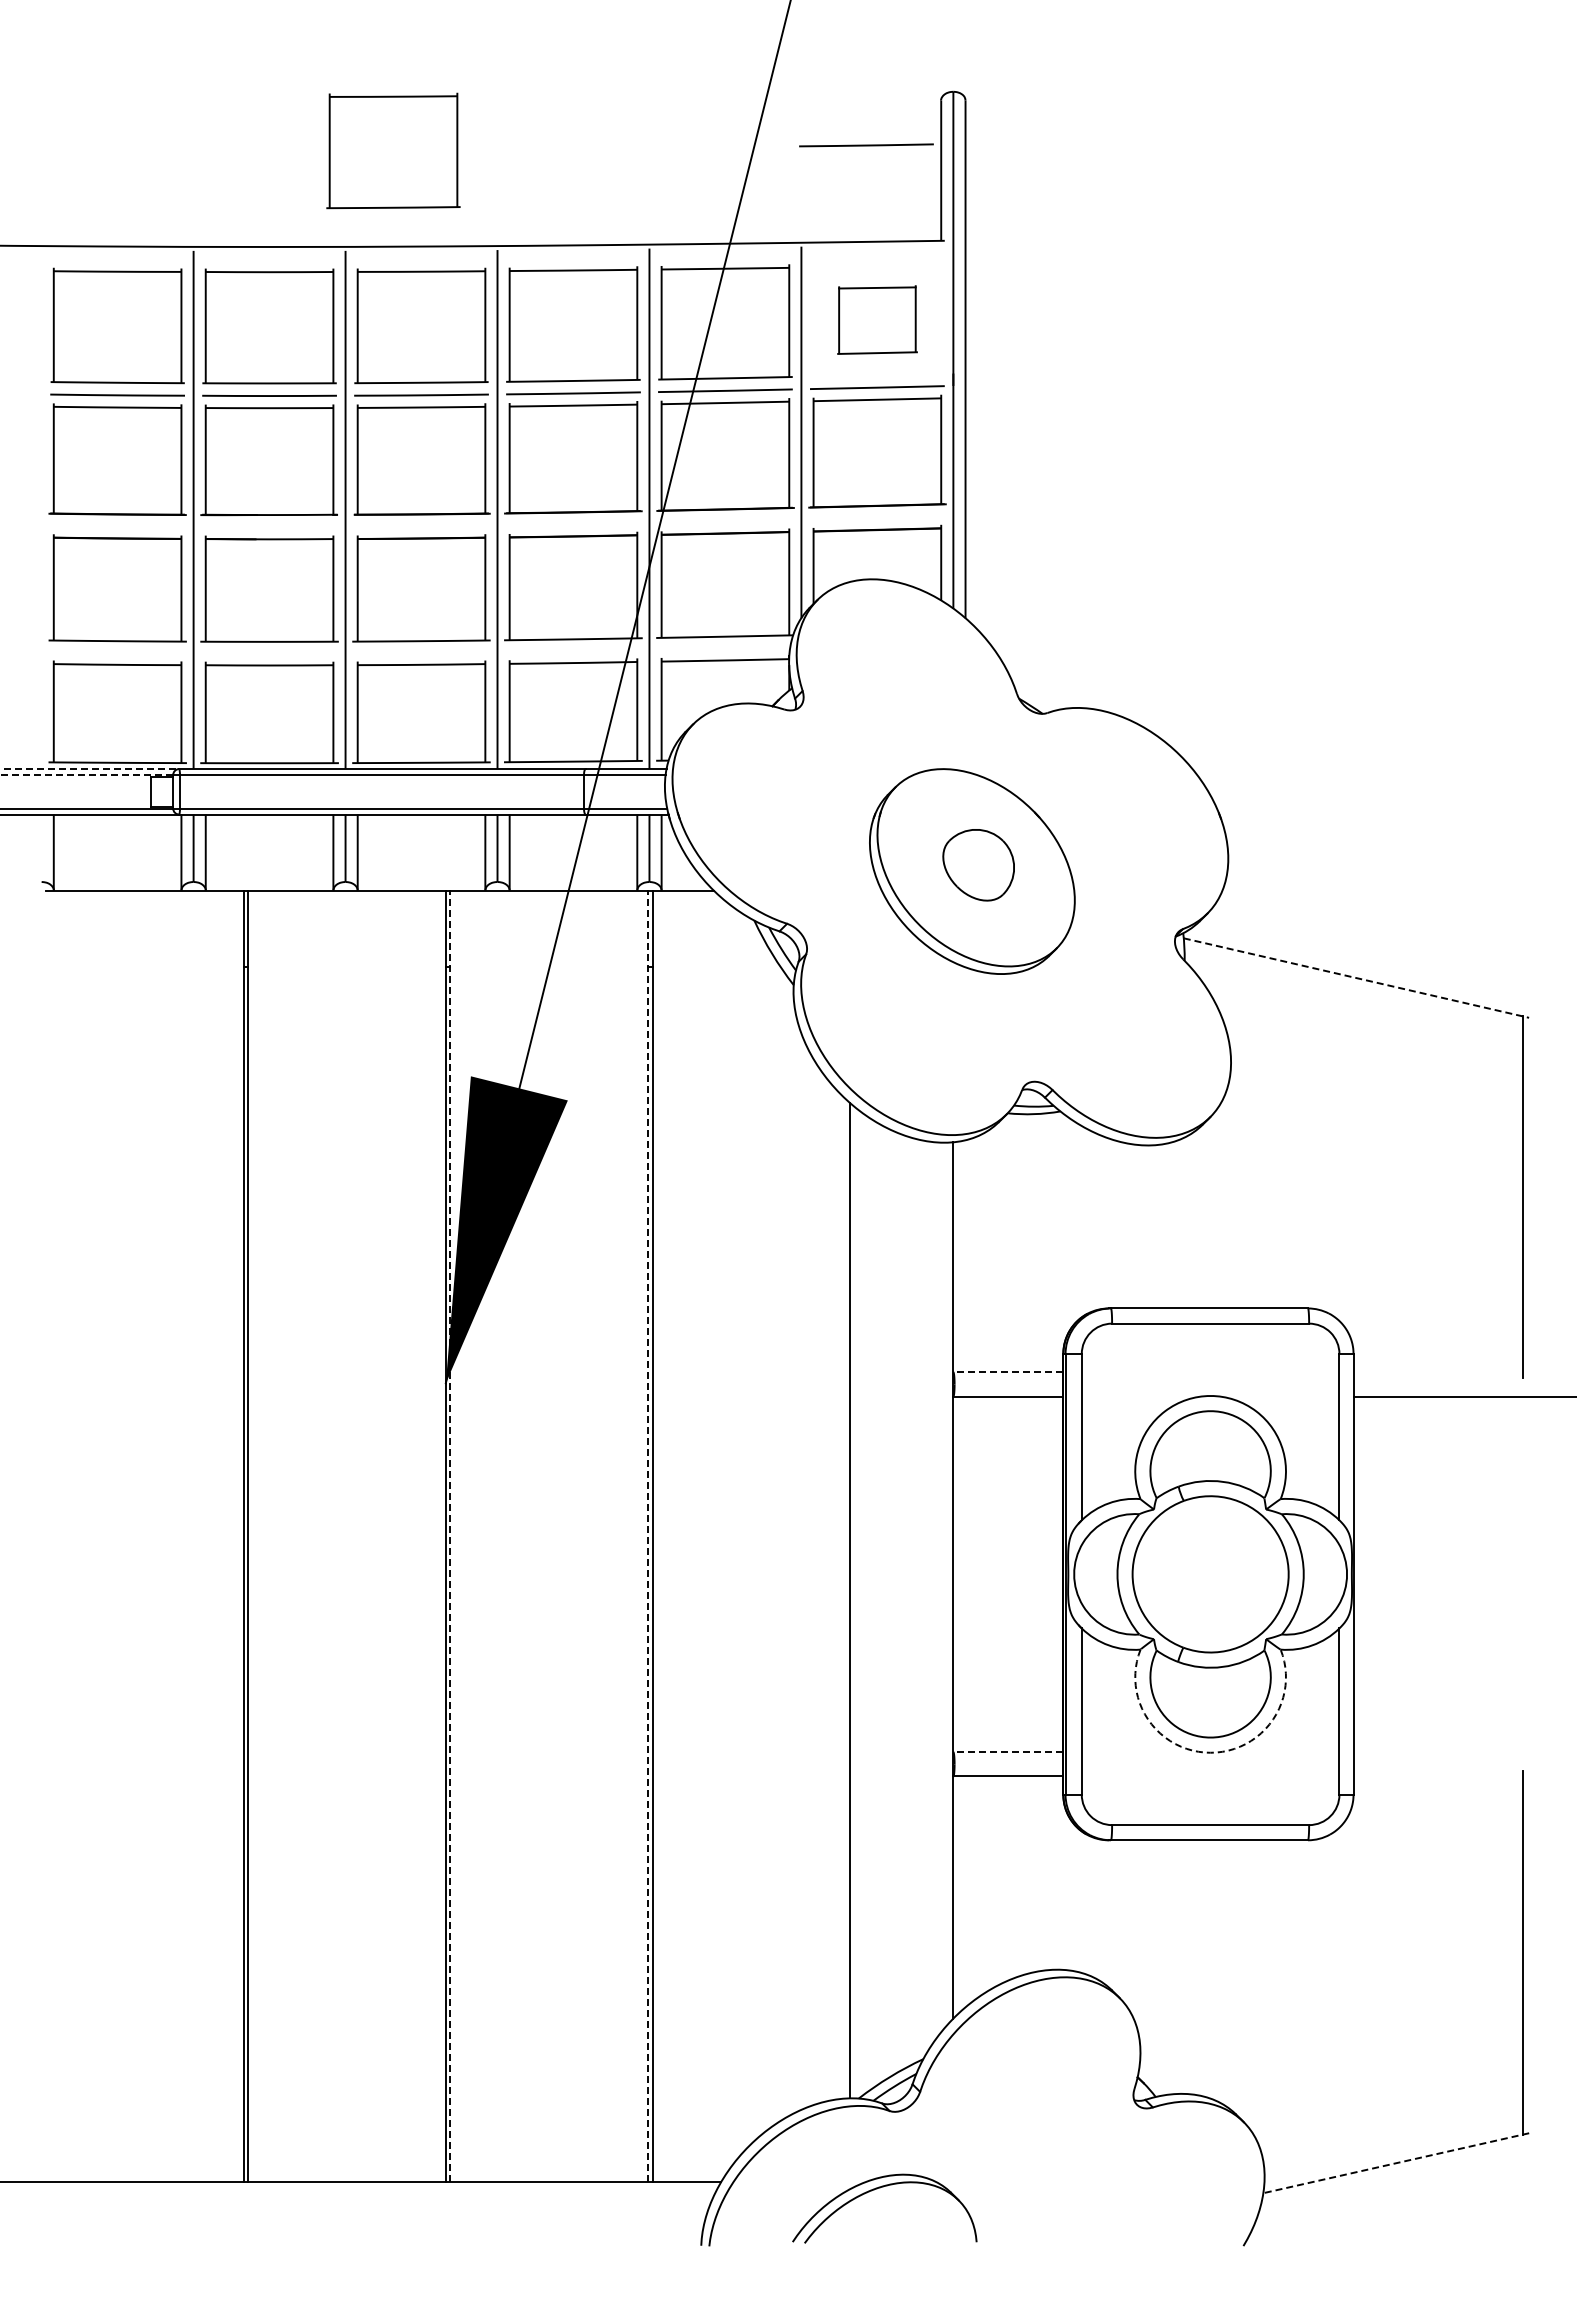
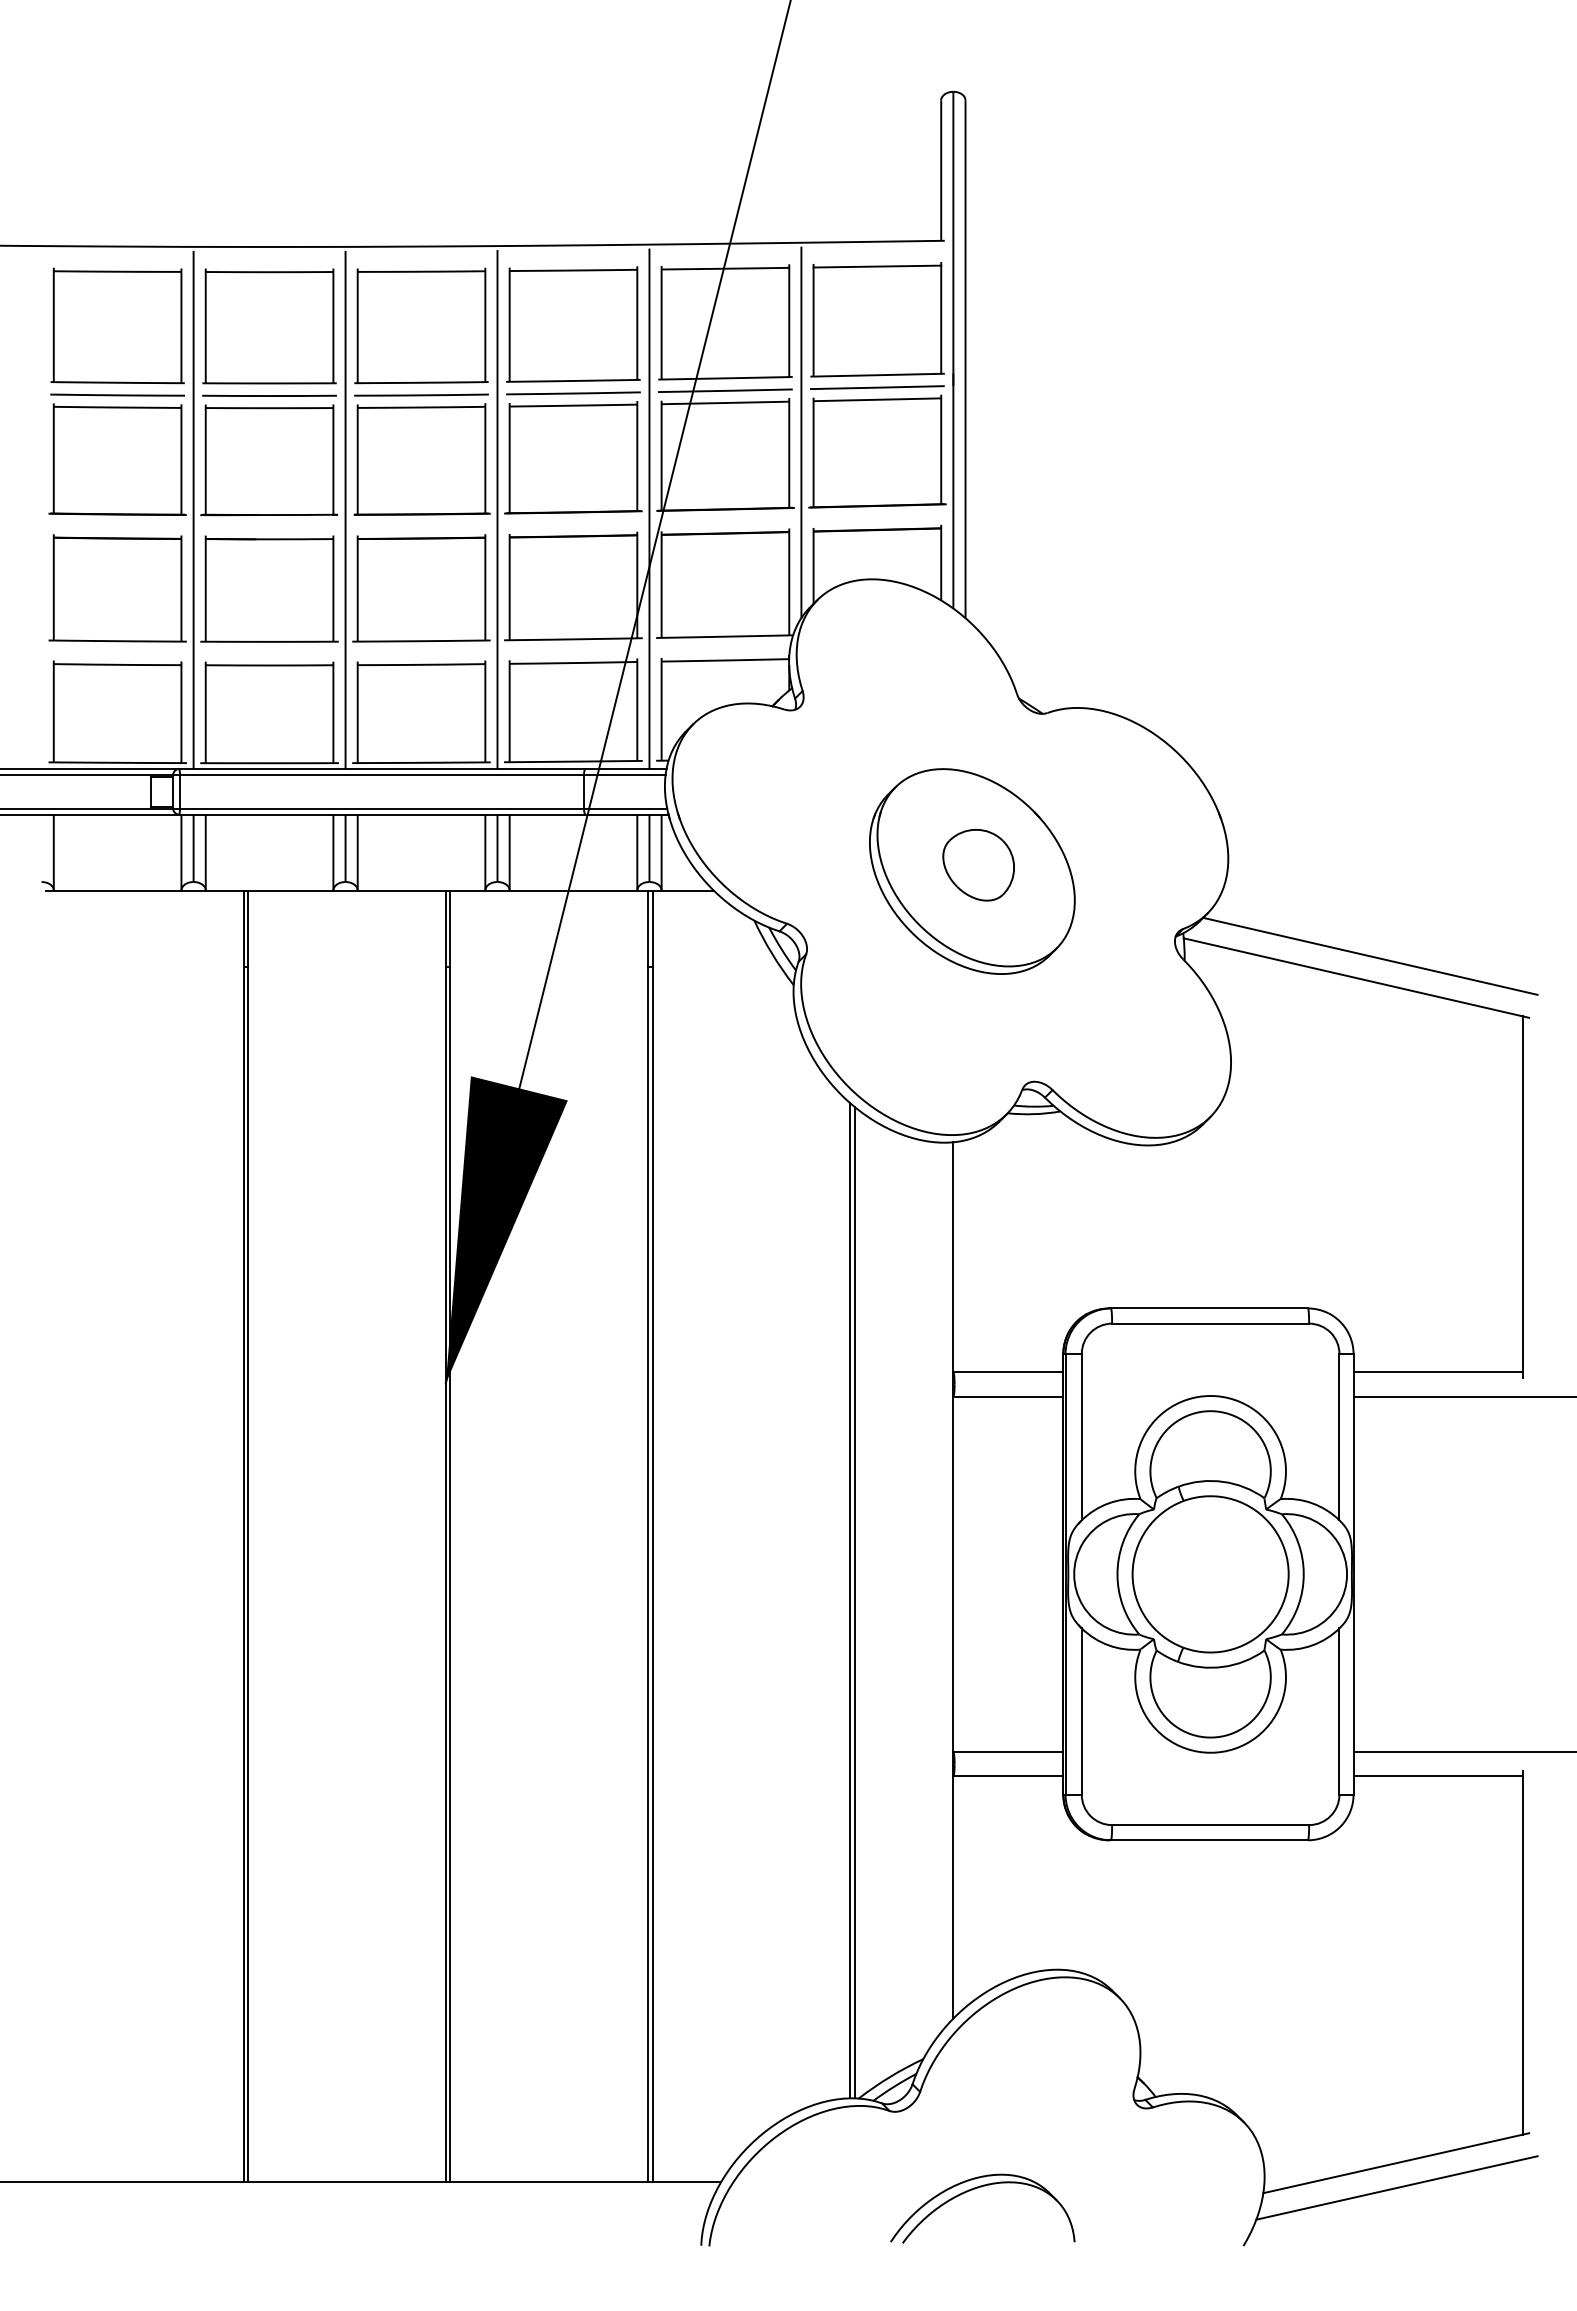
line: present -> none (866, 145)
part: present -> none (393, 150)
part size: 81x70 px -> 135x116 px (877, 319)
line: dashed -> solid (90, 769)
line: dashed -> solid (86, 775)
line: none -> present (1370, 955)
line: dashed -> solid (1356, 978)
line: dashed -> solid (1008, 1372)
line: none -> present (1437, 1372)
line: dashed -> solid (450, 1536)
line: dashed -> solid (647, 1536)
line: none -> present (854, 1602)
line: dashed -> solid (1008, 1752)
arc: dashed -> solid (1210, 1752)
line: none -> present (1463, 1752)
line: none -> present (1437, 1776)
line: dashed -> solid (1395, 2163)
line: none -> present (1396, 2187)
part position: (877, 2189) -> (975, 2189) (975, 2189)
